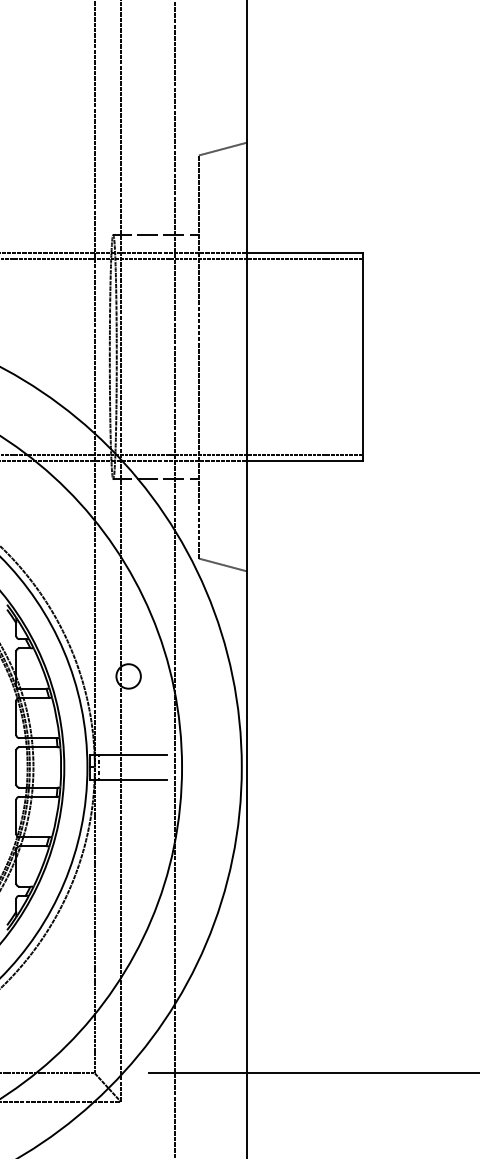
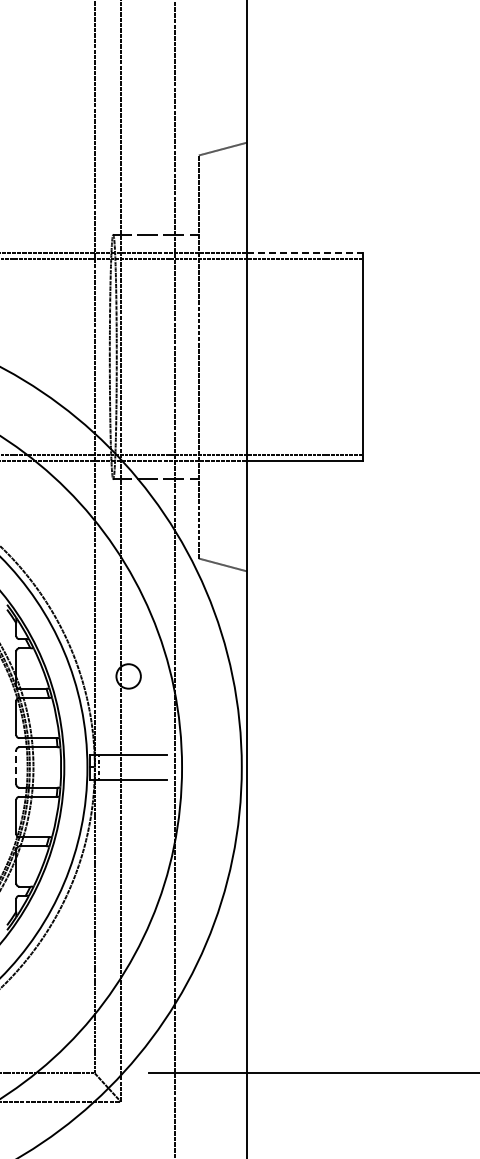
line: solid -> dashed (305, 253)
line: solid -> dashed (16, 766)
